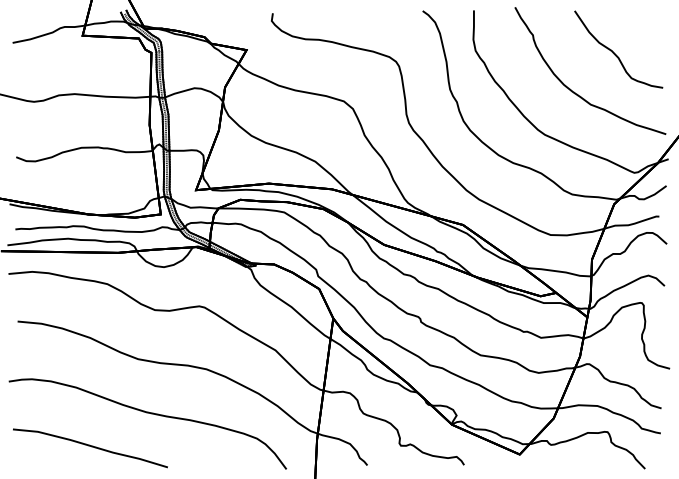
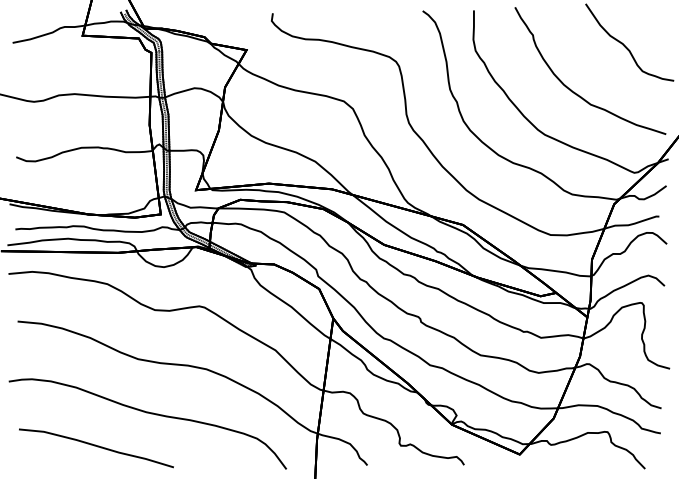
curve position: (614, 52) -> (625, 45) (625, 45)
part position: (90, 448) -> (96, 448) (96, 448)
